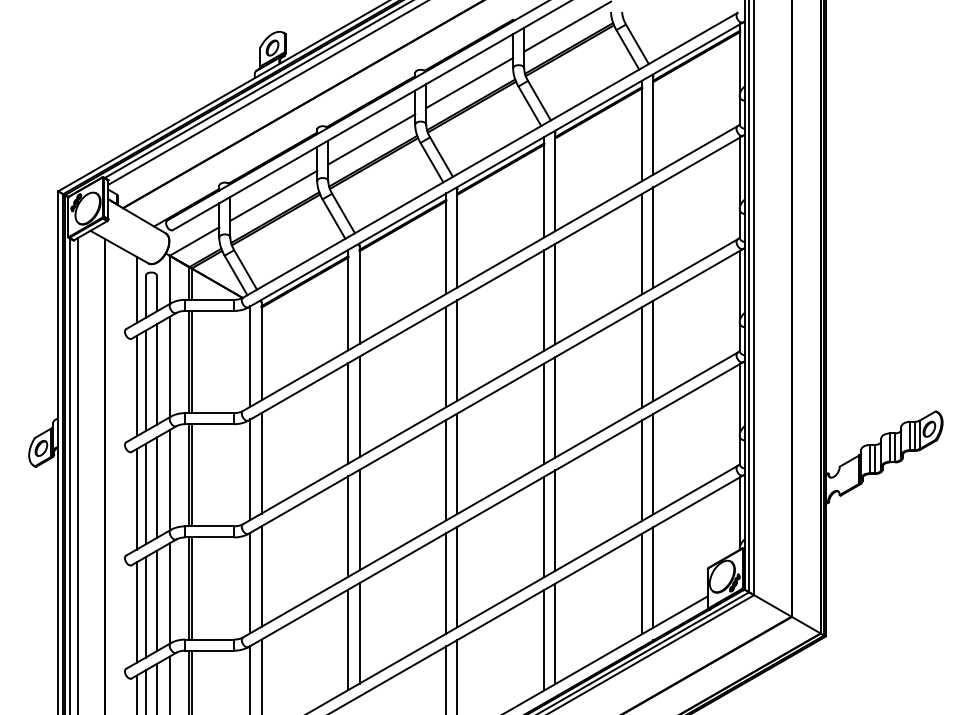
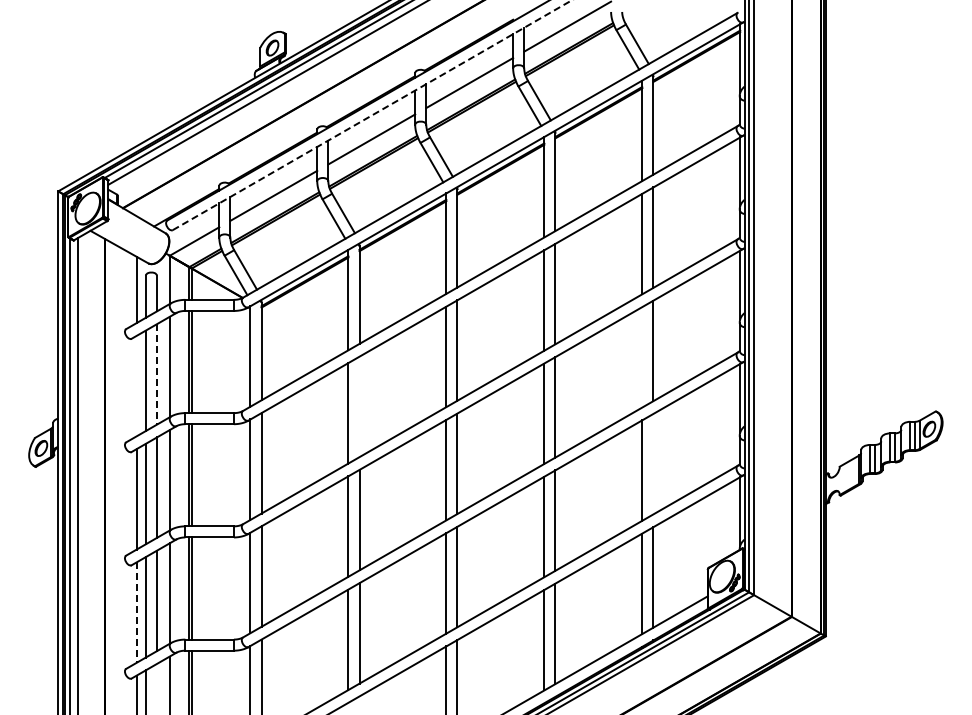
line: solid -> dashed (372, 114)
line: present -> none (642, 357)
line: solid -> dashed (156, 374)
line: present -> none (136, 385)
line: present -> none (359, 406)
line: present -> none (653, 463)
line: solid -> dashed (136, 613)
line: present -> none (156, 687)
